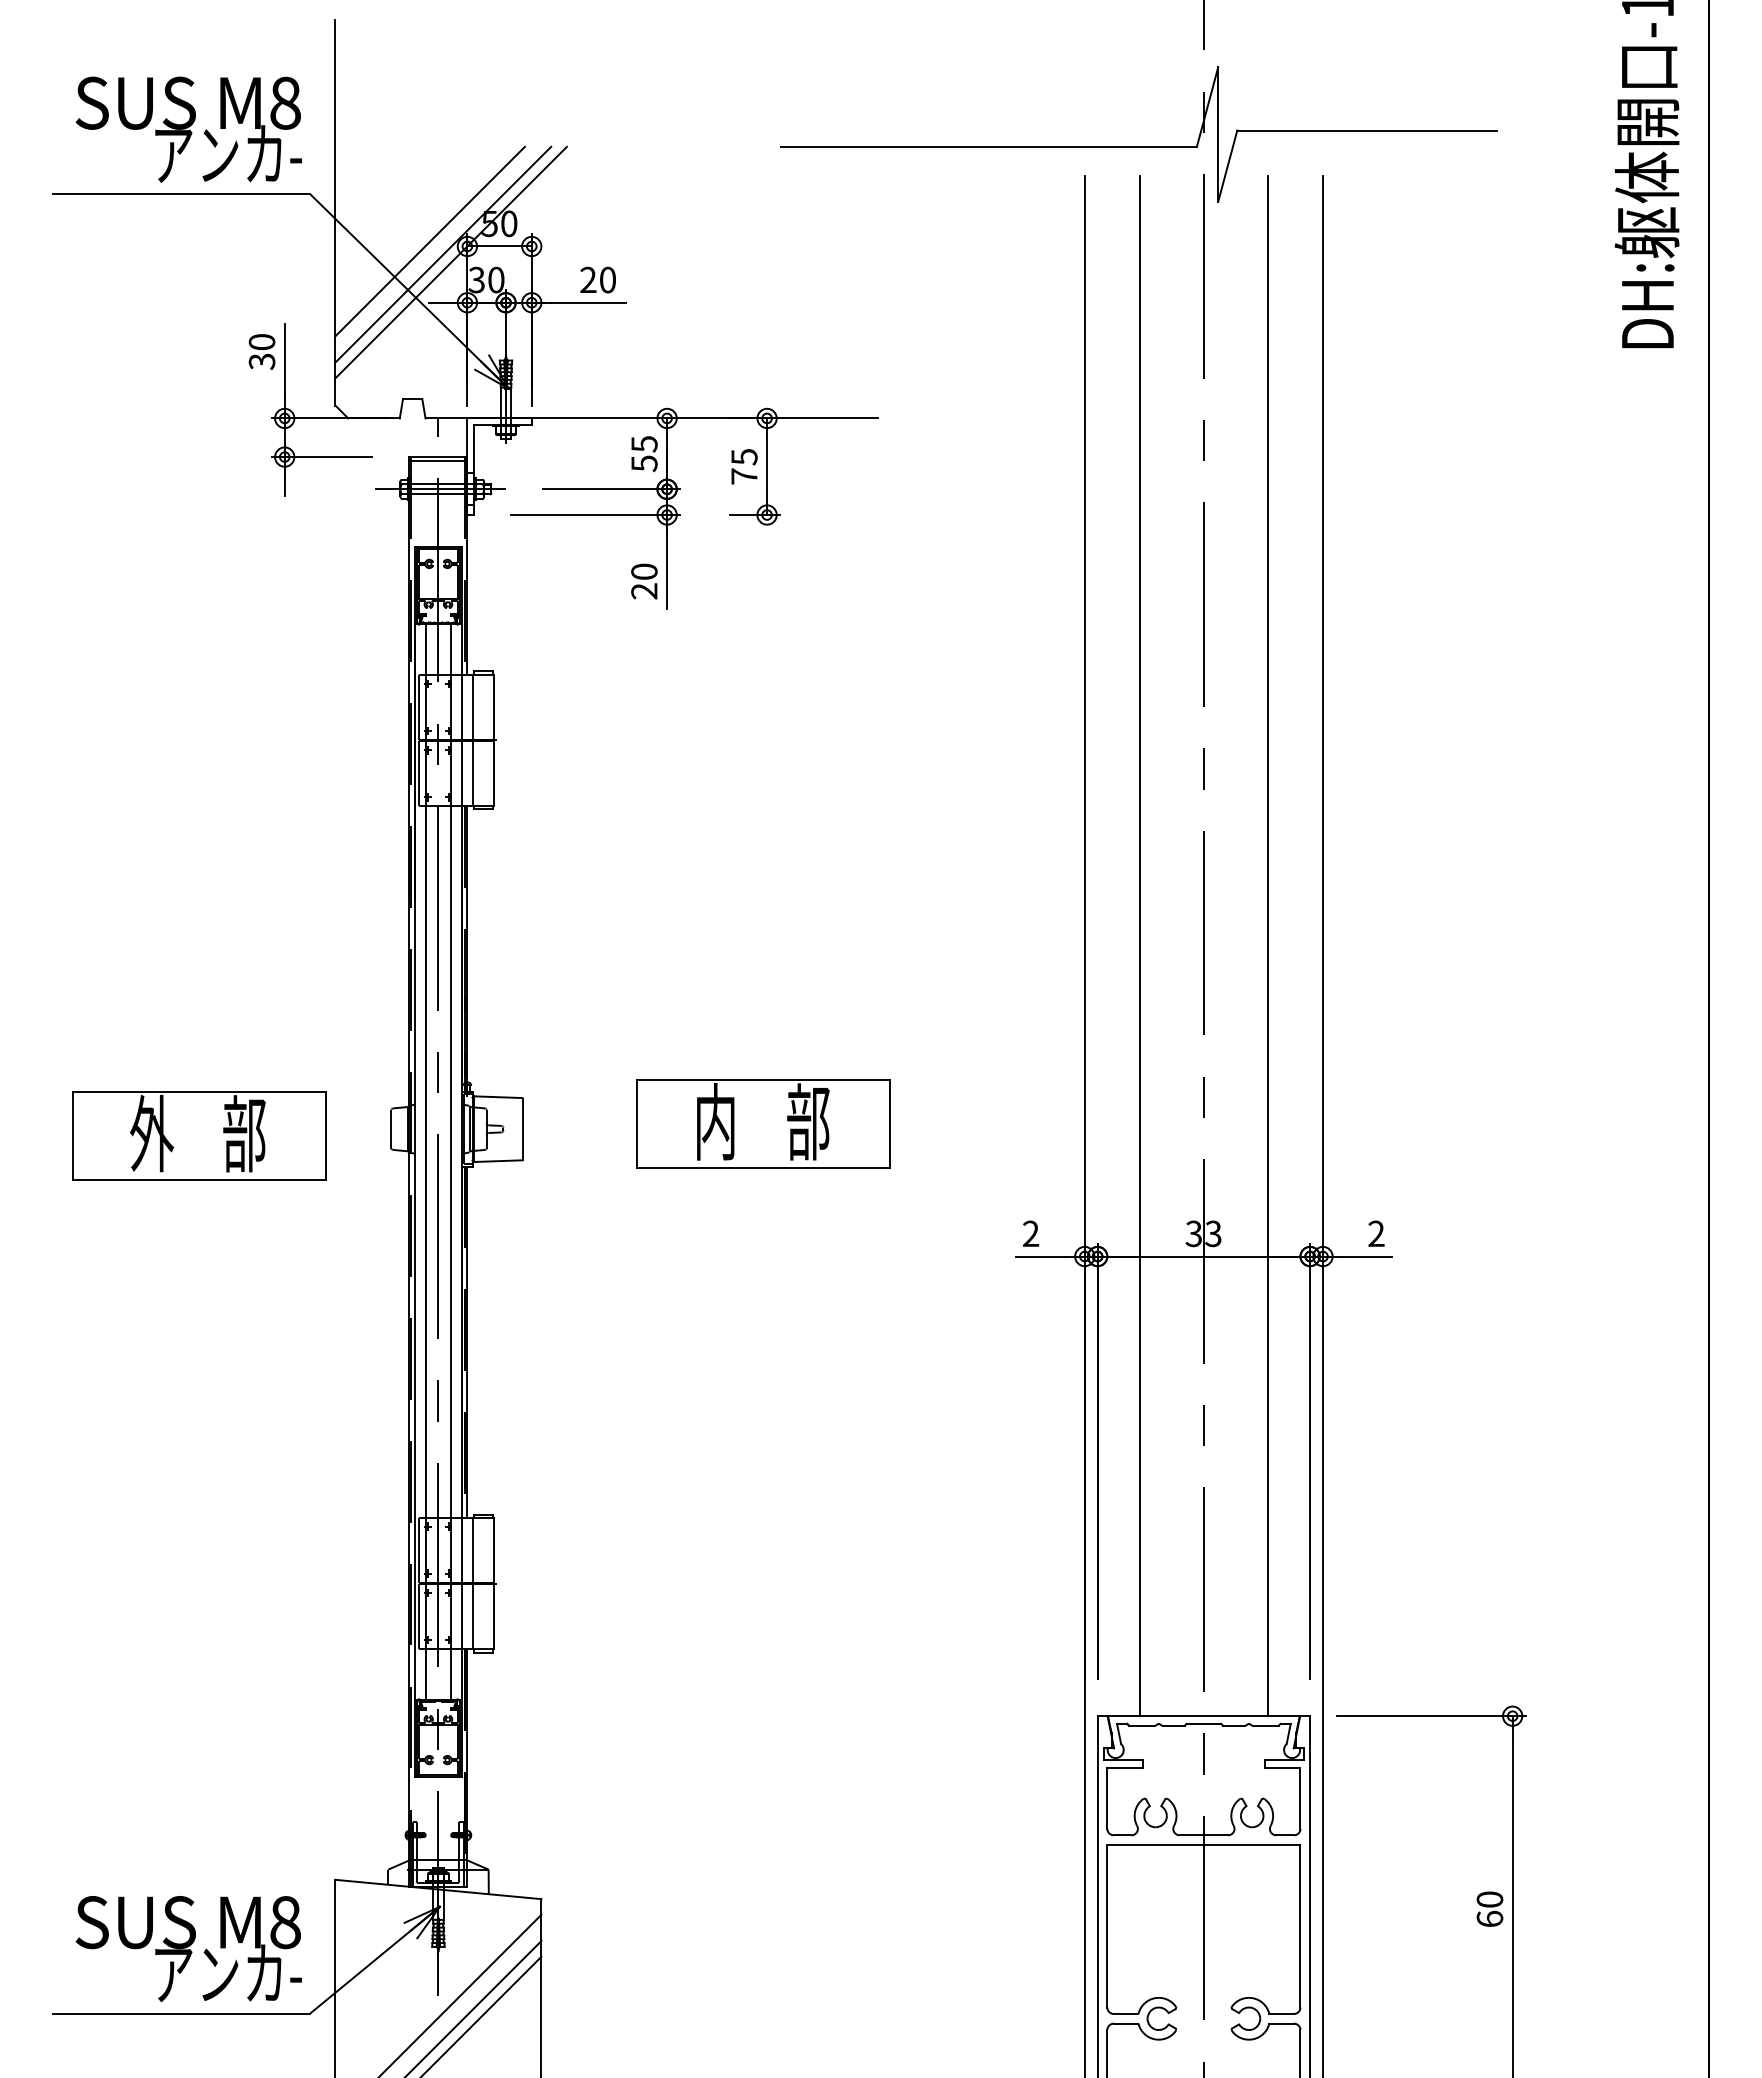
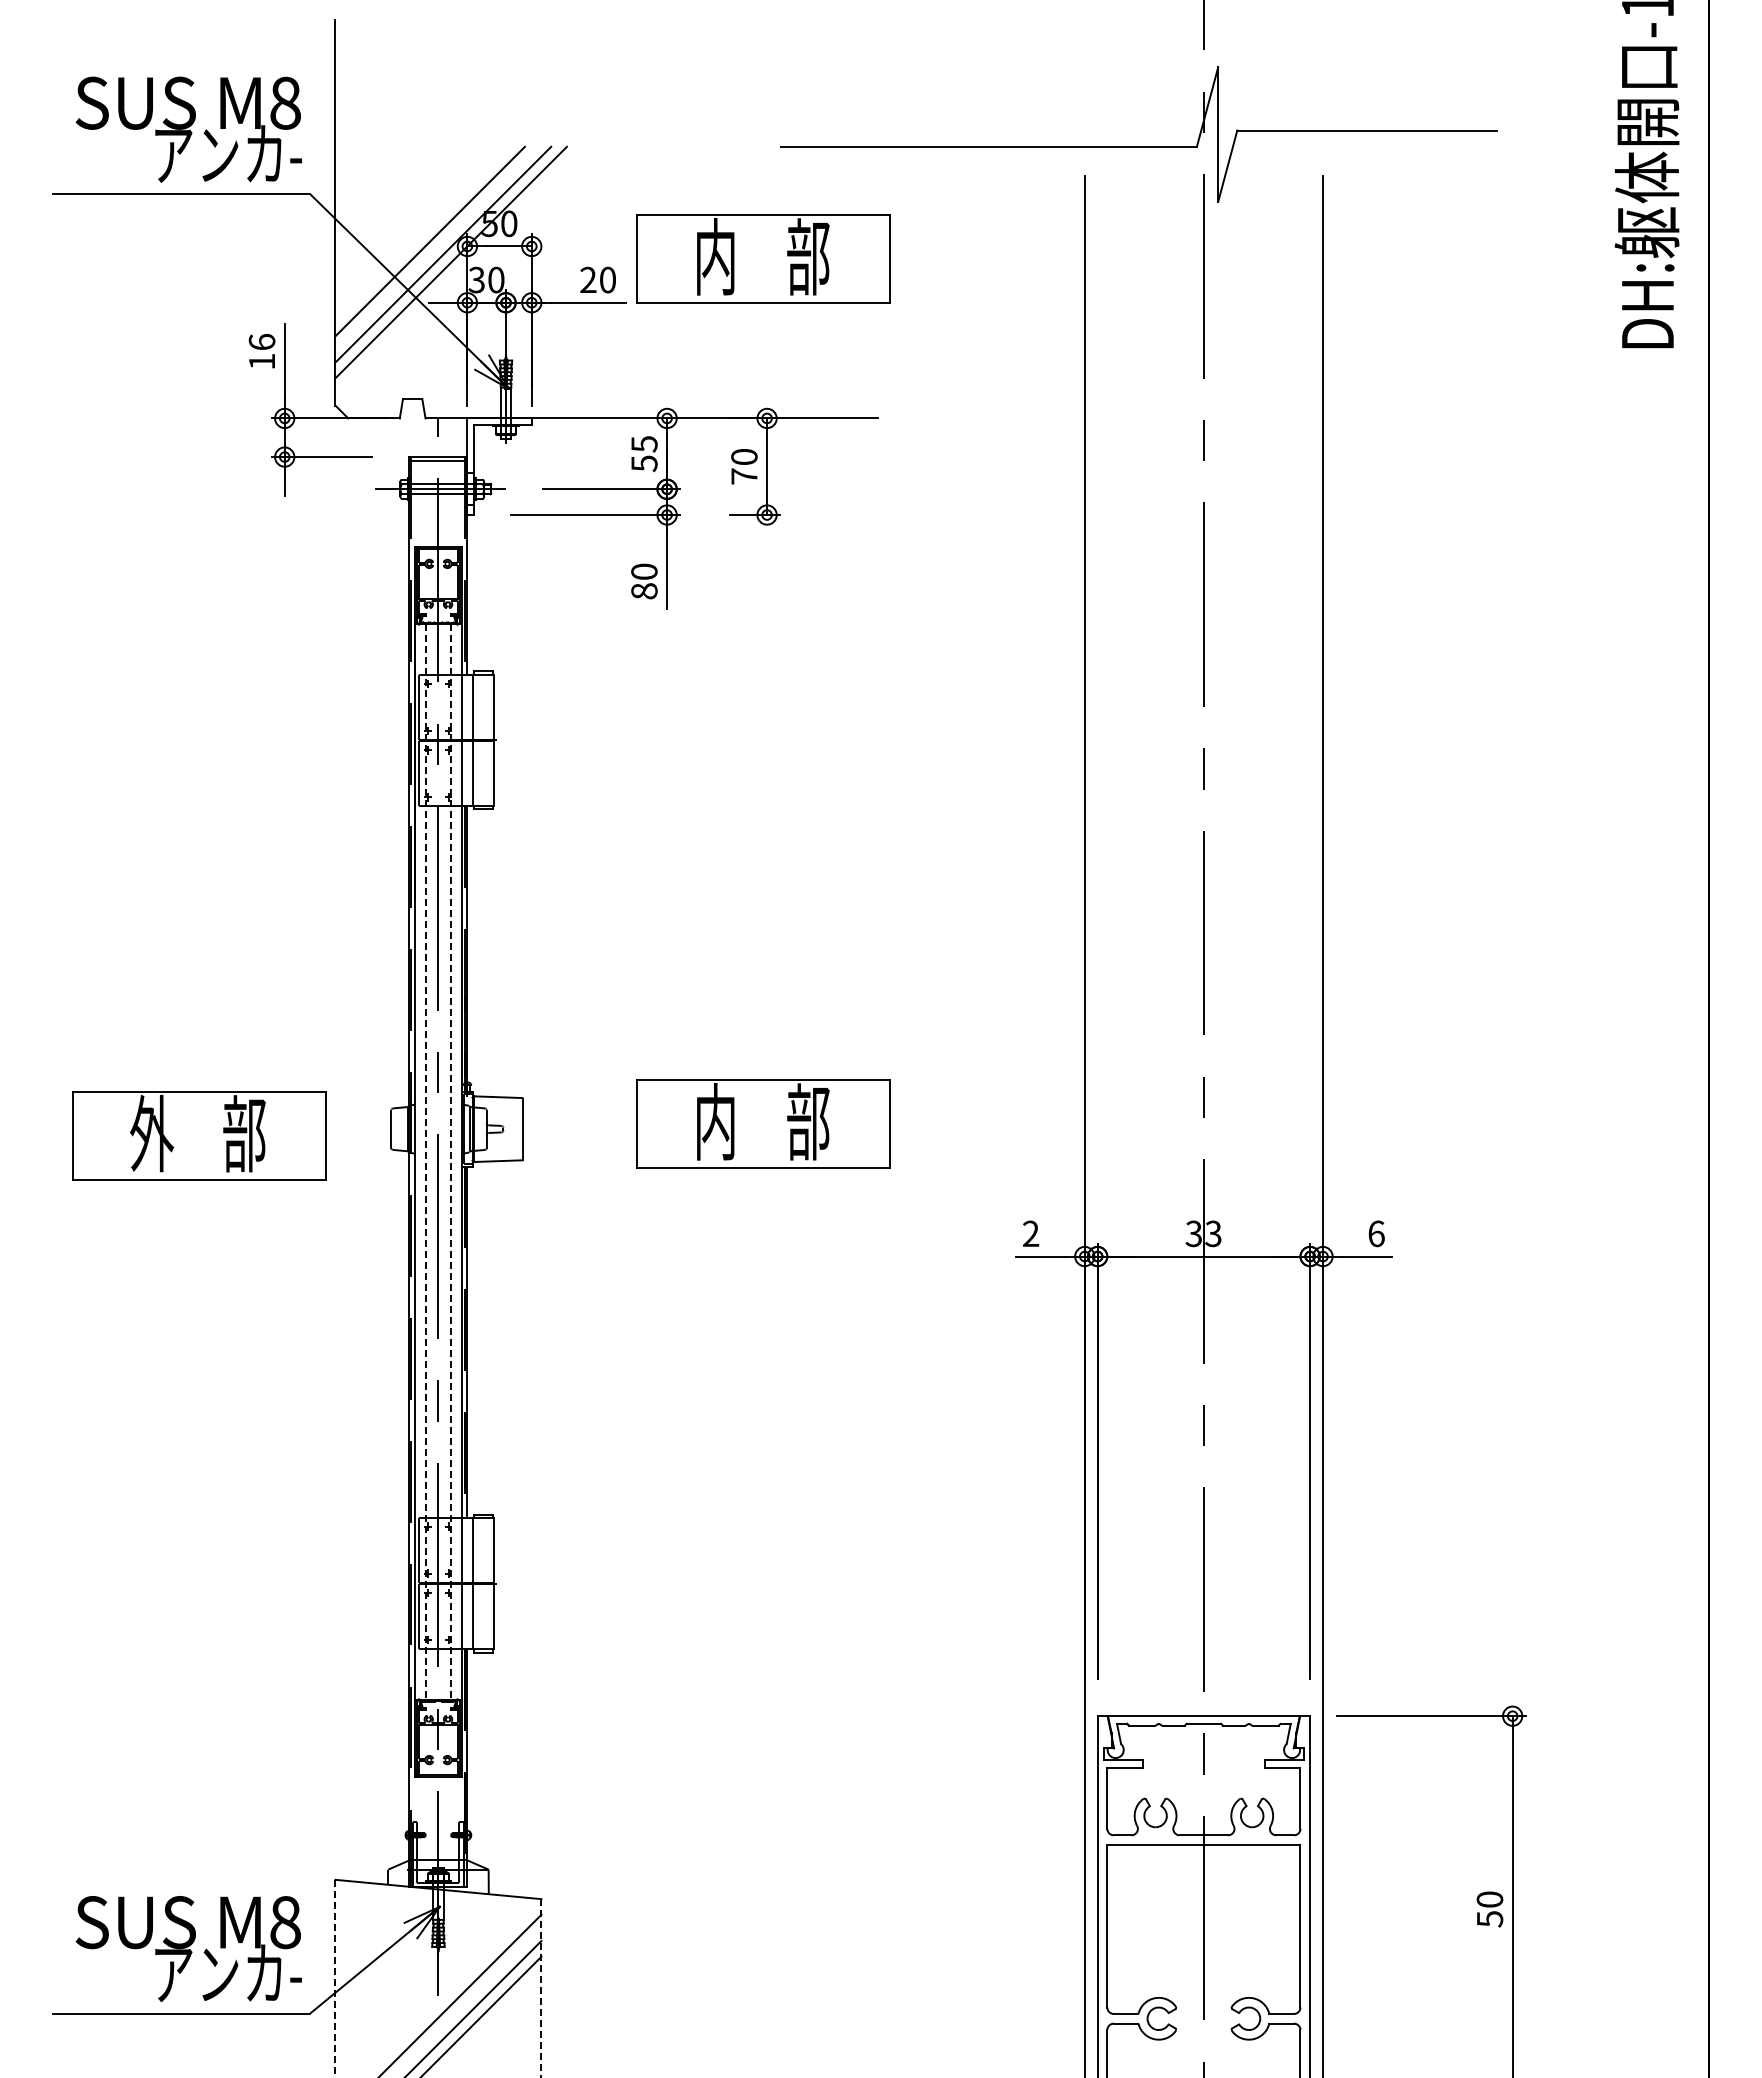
part: none -> present (763, 258)
text: 30 -> 16 (261, 352)
text: 75 -> 70 (744, 457)
text: 20 -> 80 (644, 591)
line: present -> none (1139, 946)
line: present -> none (1268, 946)
line: solid -> dashed (425, 1162)
line: solid -> dashed (451, 1162)
text: 2 -> 6 (1376, 1233)
text: 60 -> 50 (1489, 1918)
line: solid -> dashed (335, 1978)
line: solid -> dashed (541, 1989)
